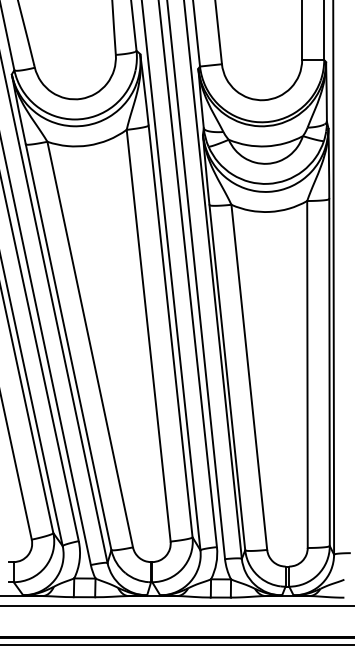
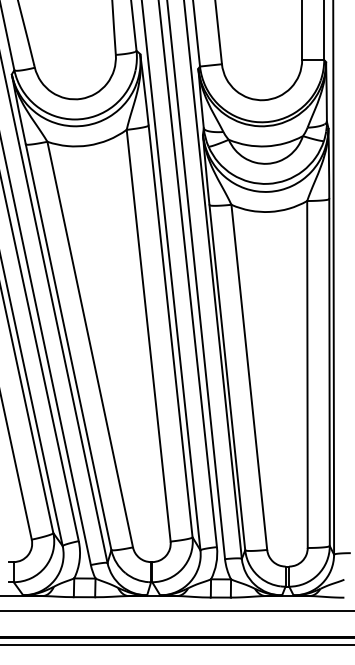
line position: (176, 606) -> (176, 611) (176, 611)
